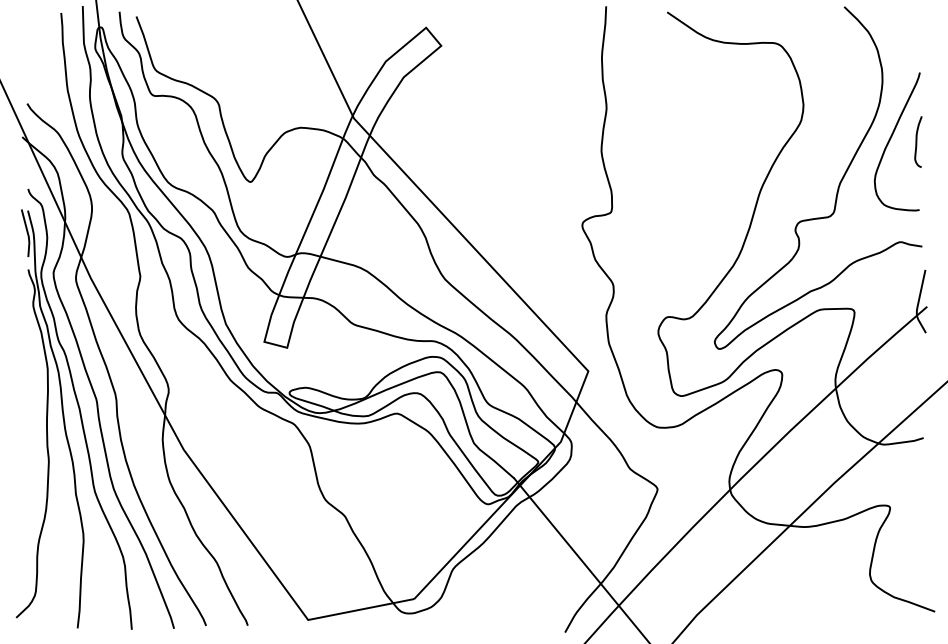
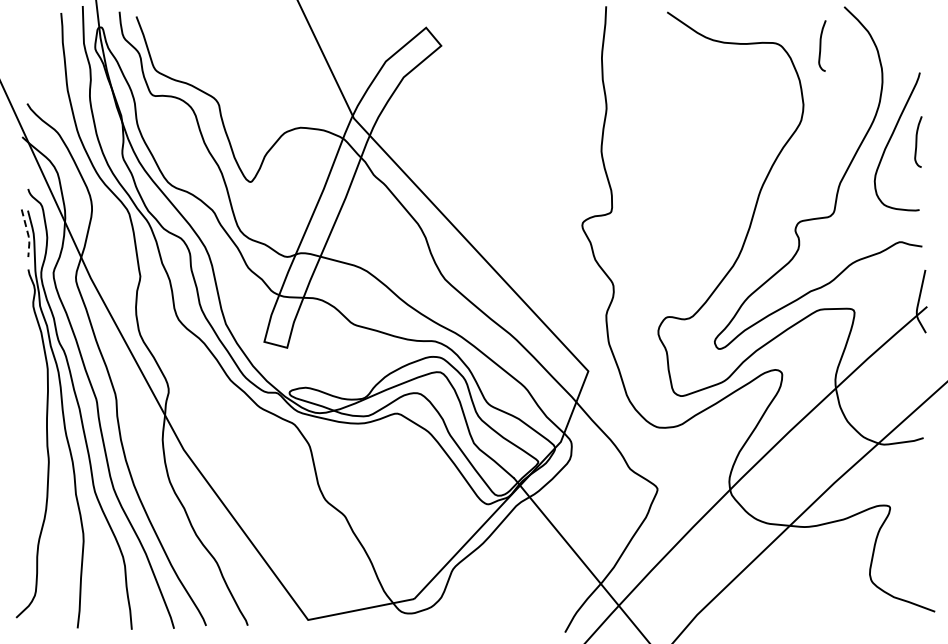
curve: none -> present (821, 45)
line: solid -> dashed (28, 234)
